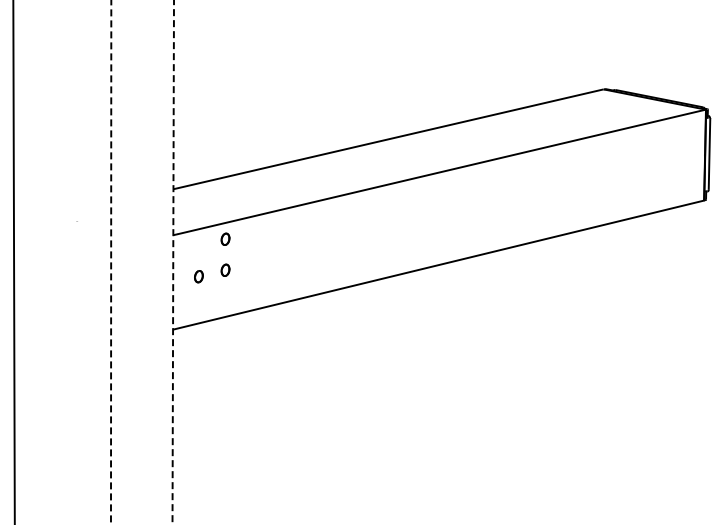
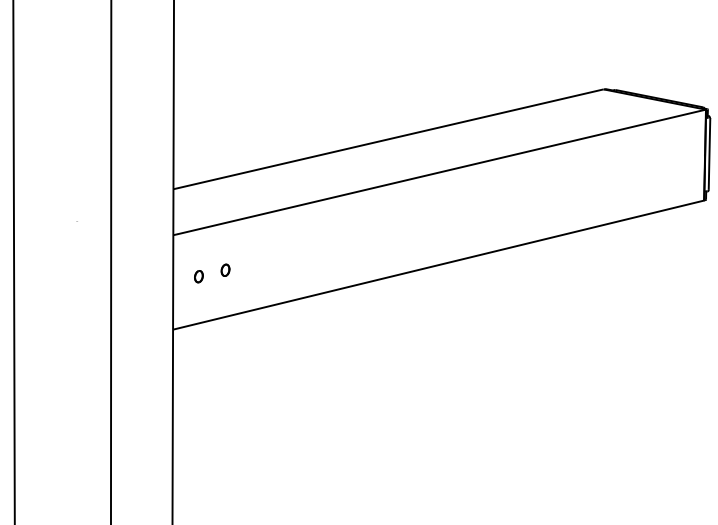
part: present -> none (225, 238)
line: dashed -> solid (111, 262)
line: dashed -> solid (173, 262)
